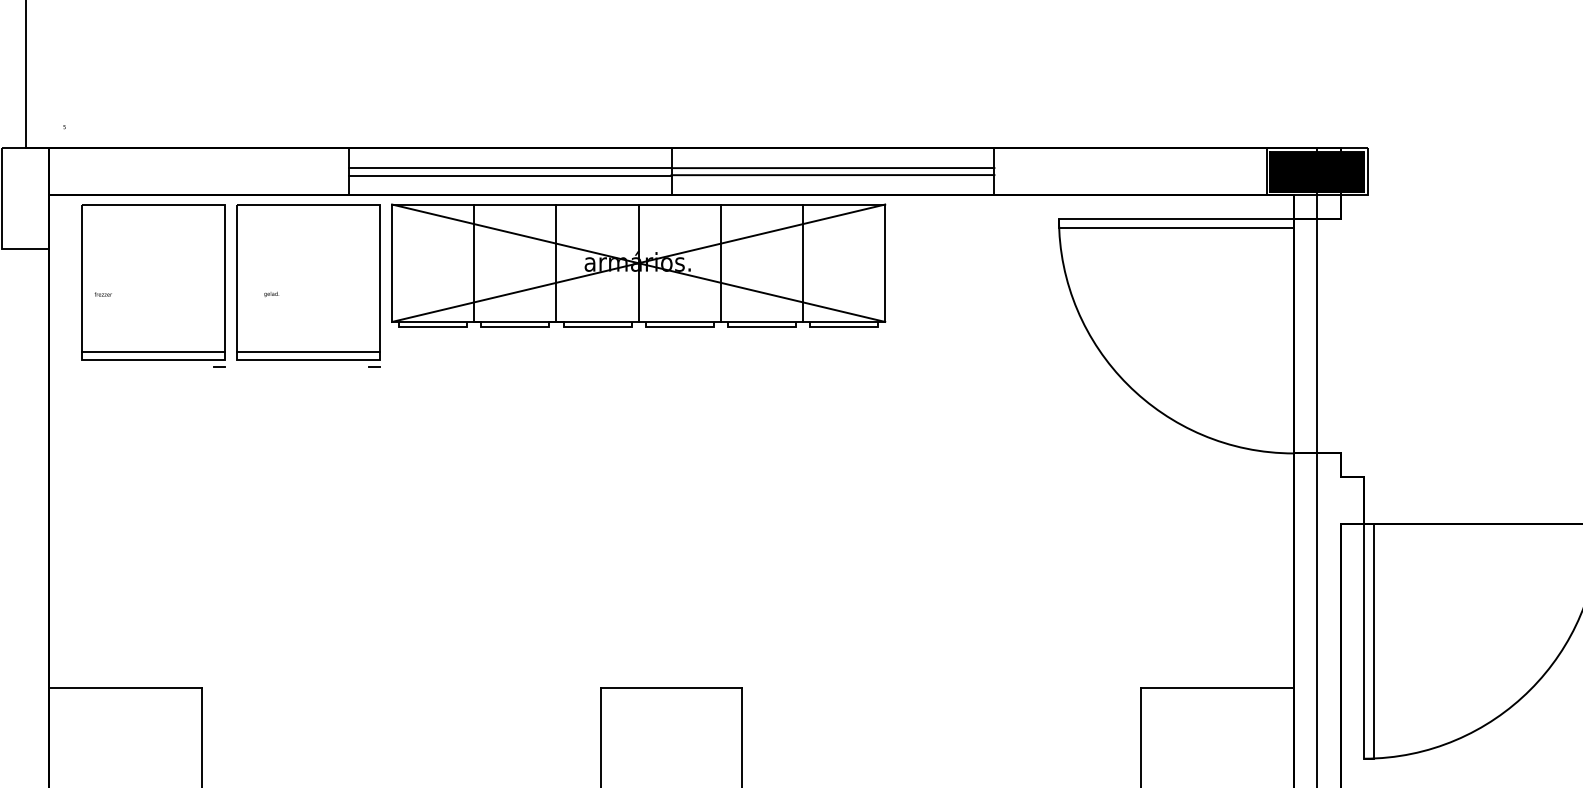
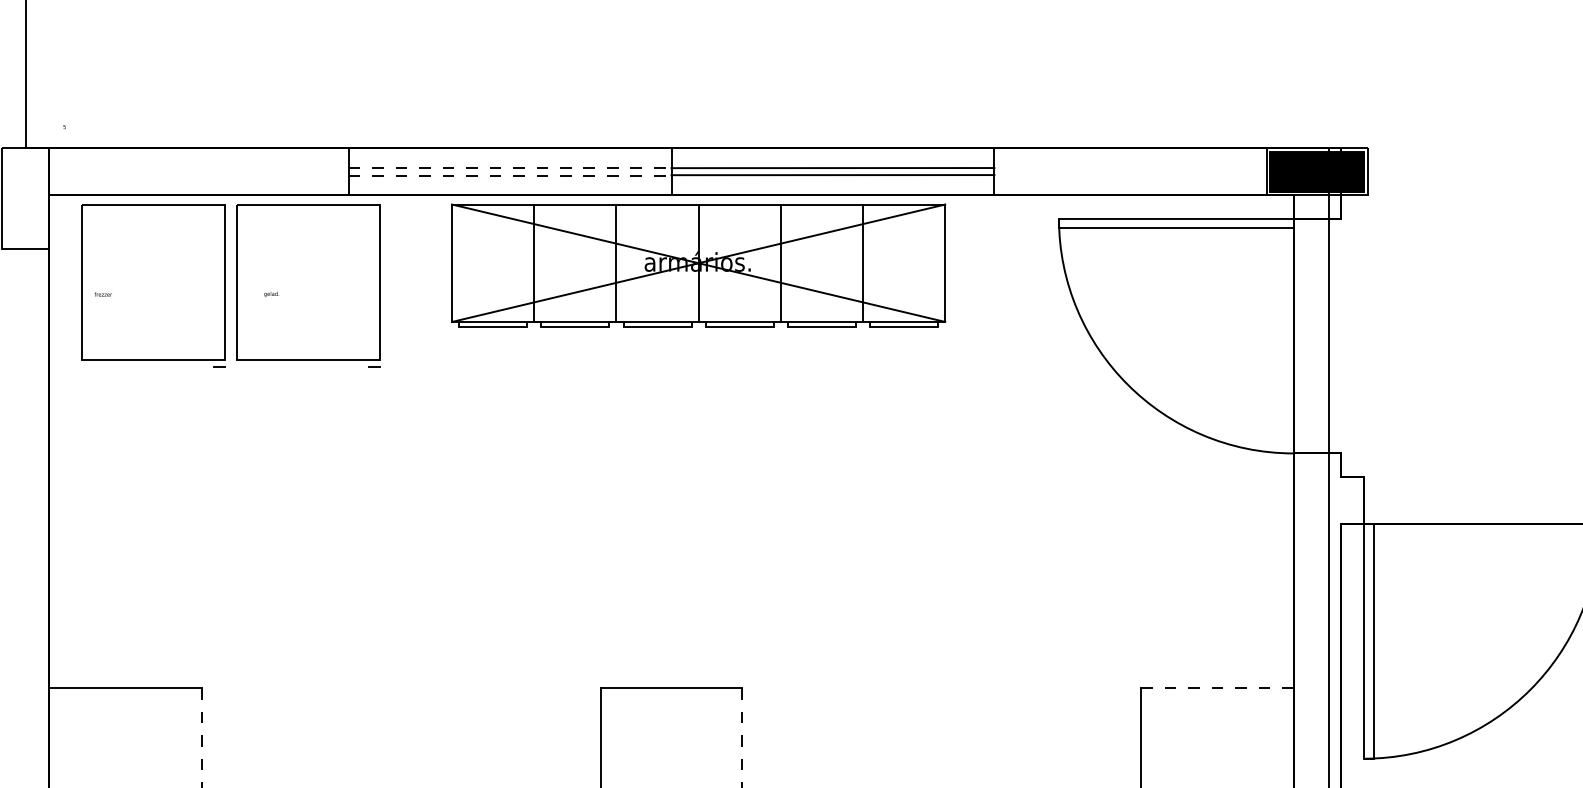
line: solid -> dashed (510, 168)
line: solid -> dashed (510, 175)
part position: (638, 265) -> (698, 265) (698, 265)
line: present -> none (153, 352)
line: present -> none (308, 352)
line position: (1317, 466) -> (1329, 466) (1329, 466)
line: solid -> dashed (1217, 688)
line: solid -> dashed (201, 738)
line: solid -> dashed (741, 738)
